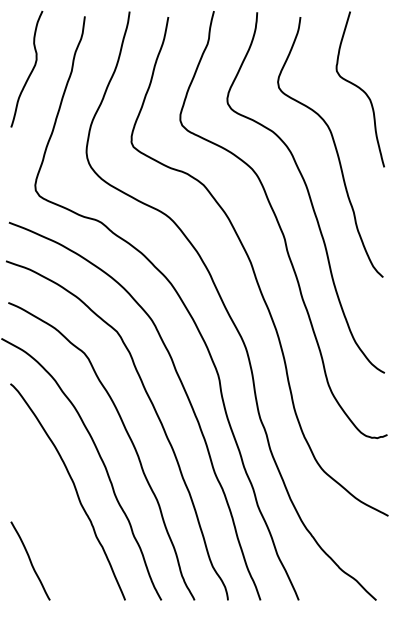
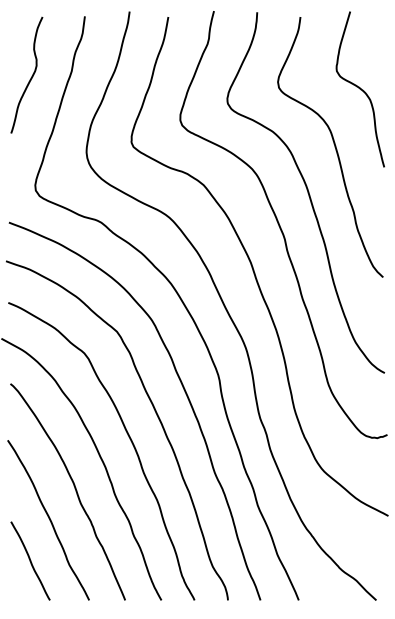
curve position: (30, 71) -> (30, 77) (30, 77)
curve: none -> present (49, 520)
